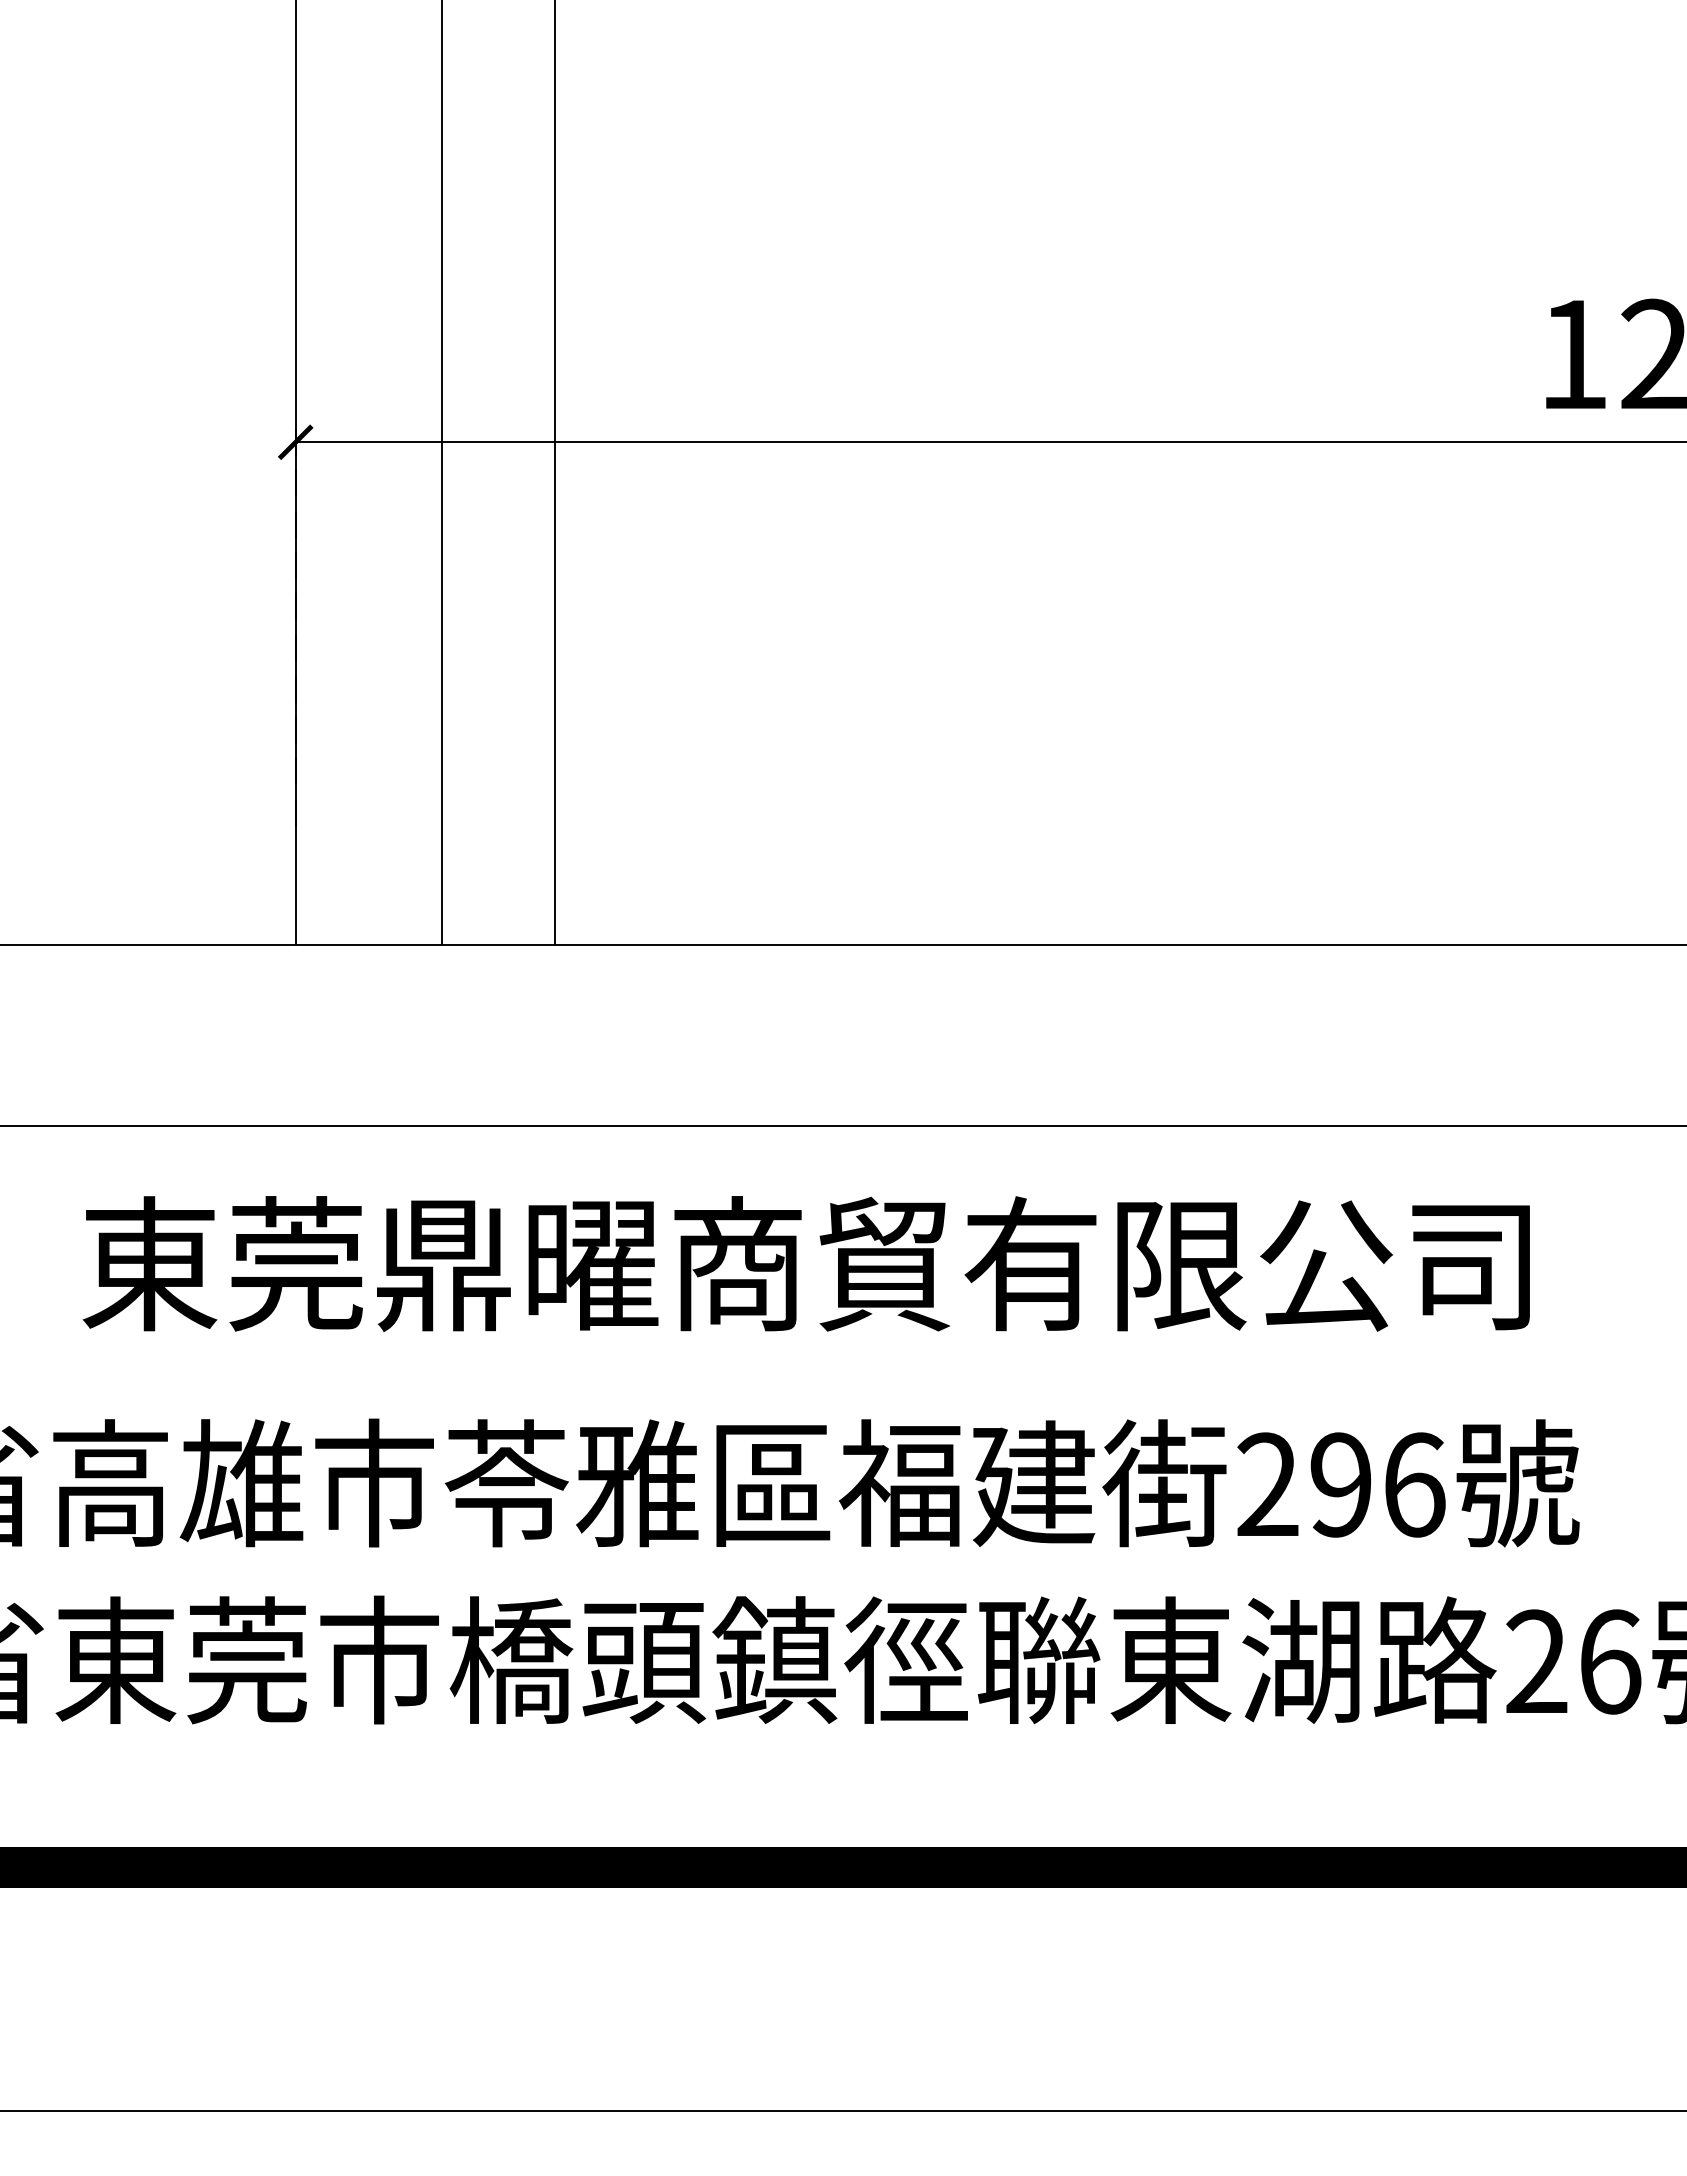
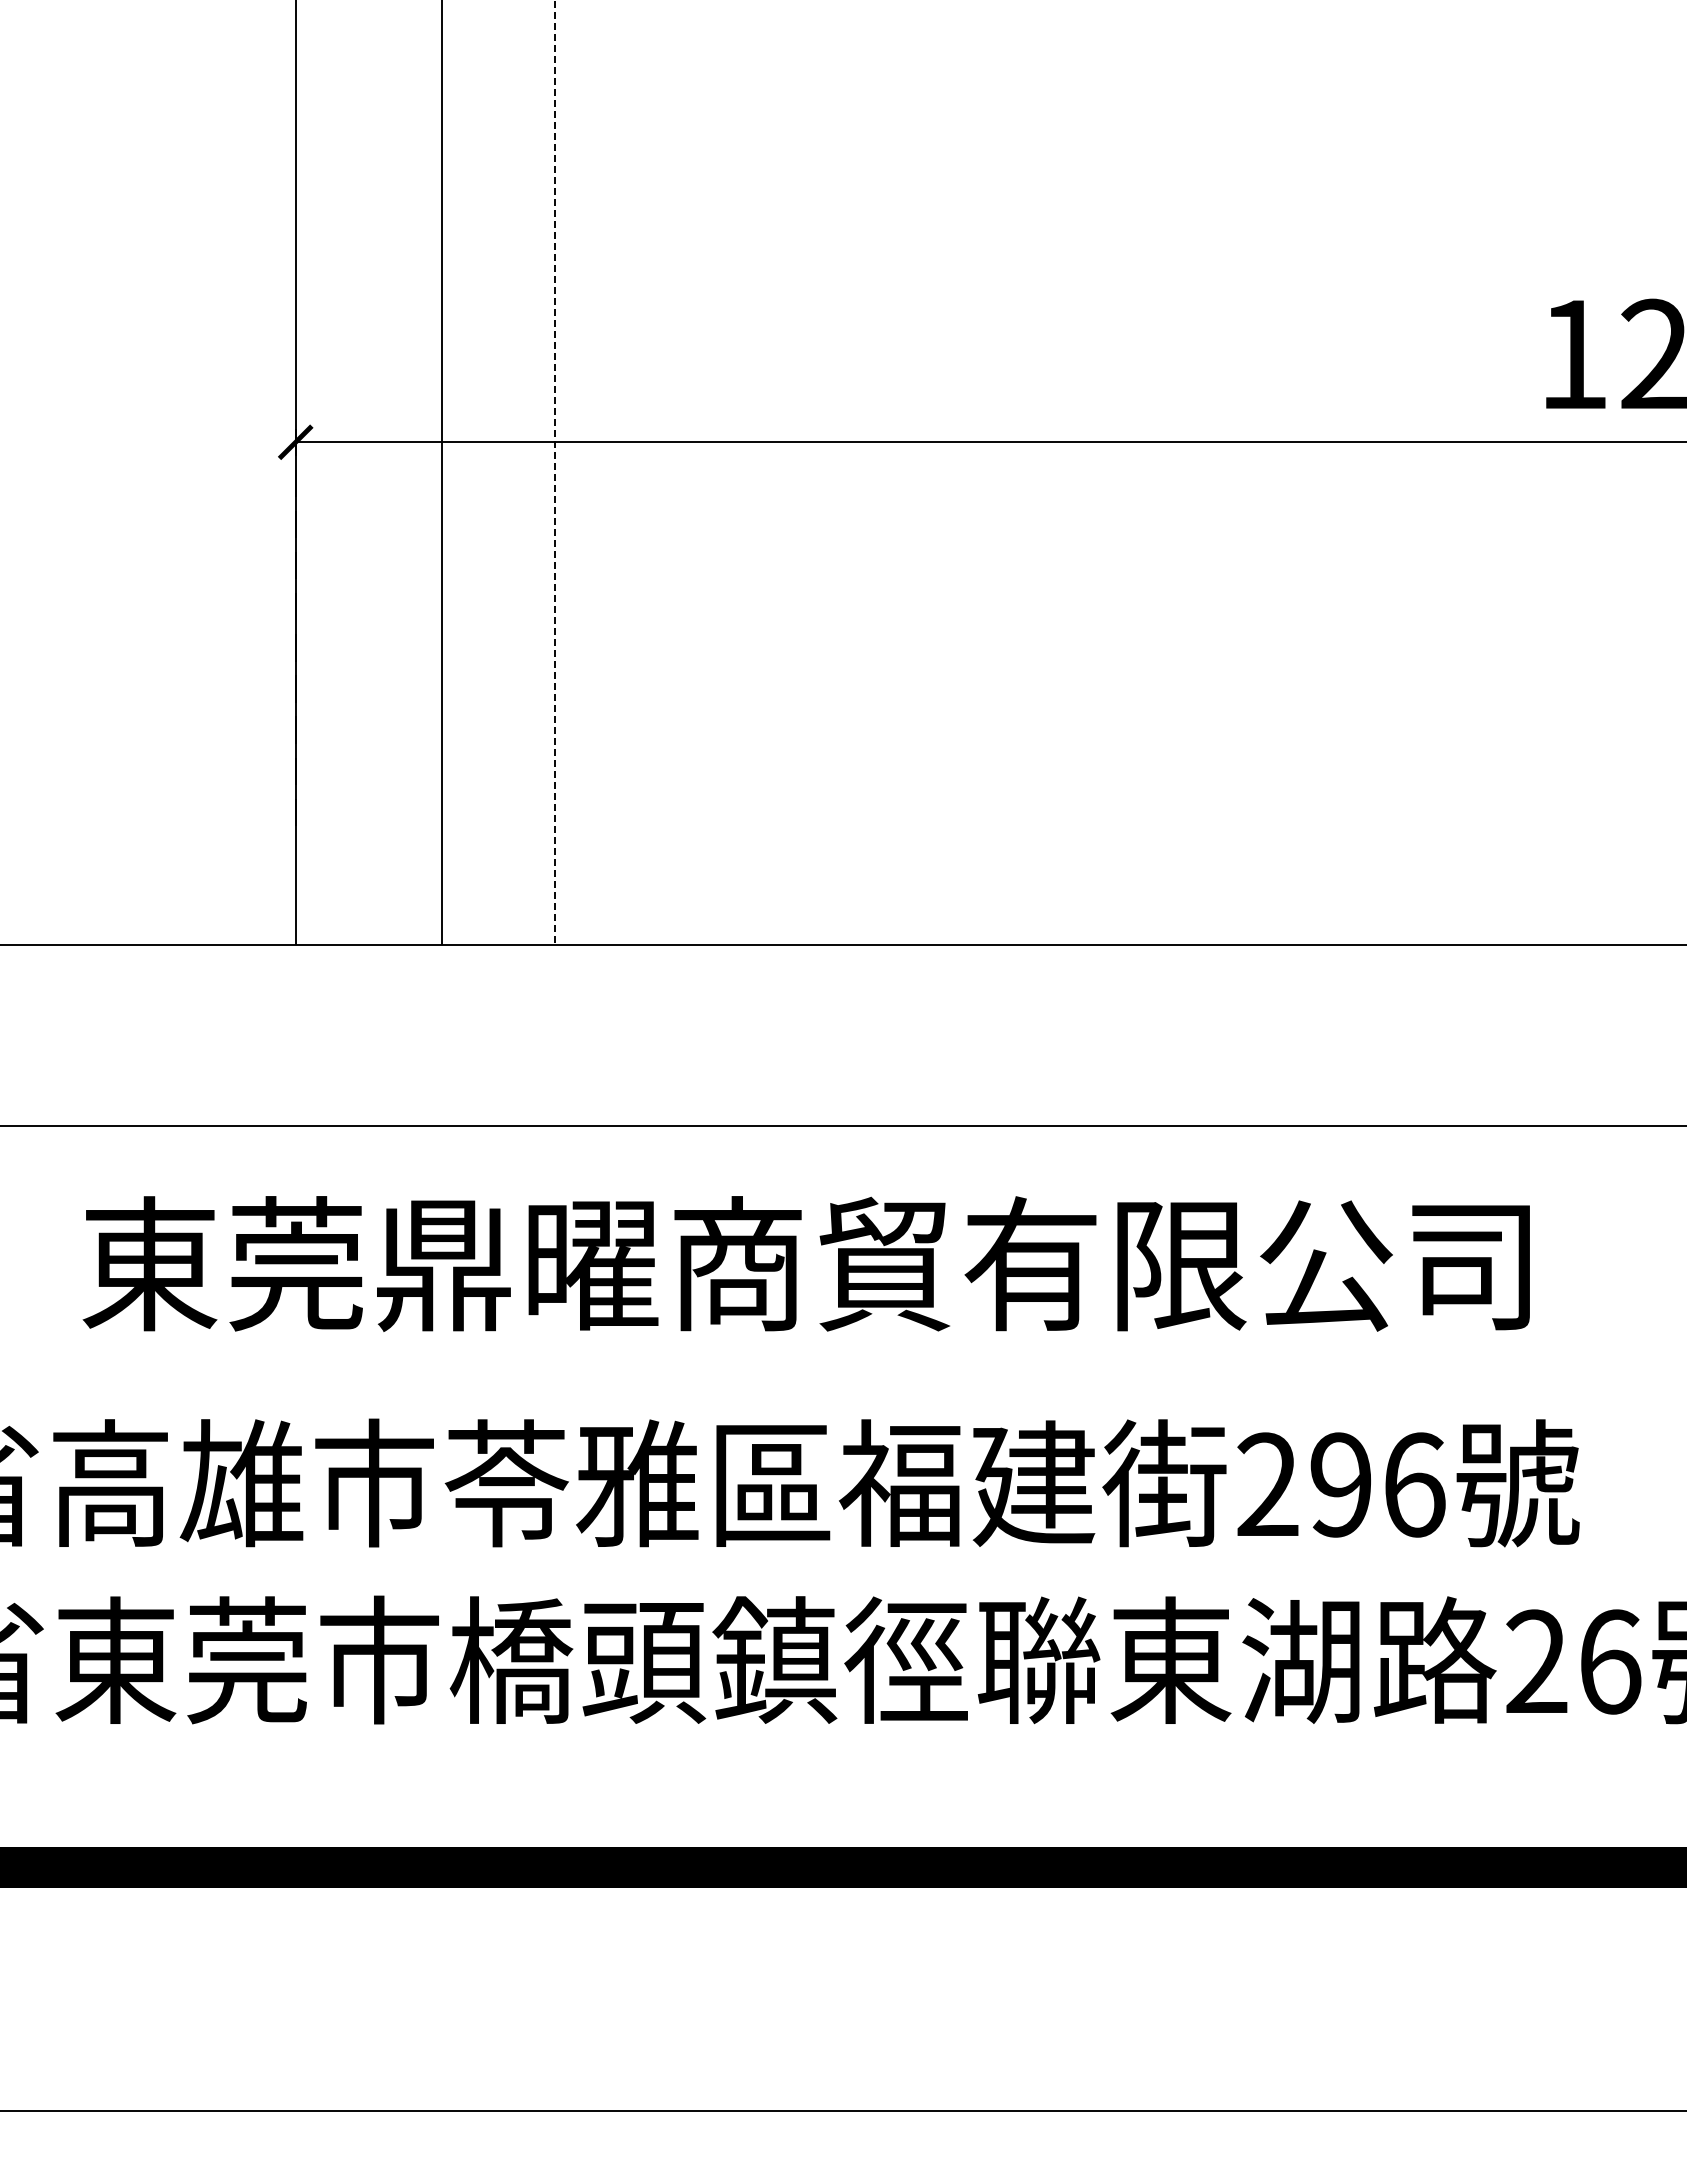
line: solid -> dashed (554, 472)
